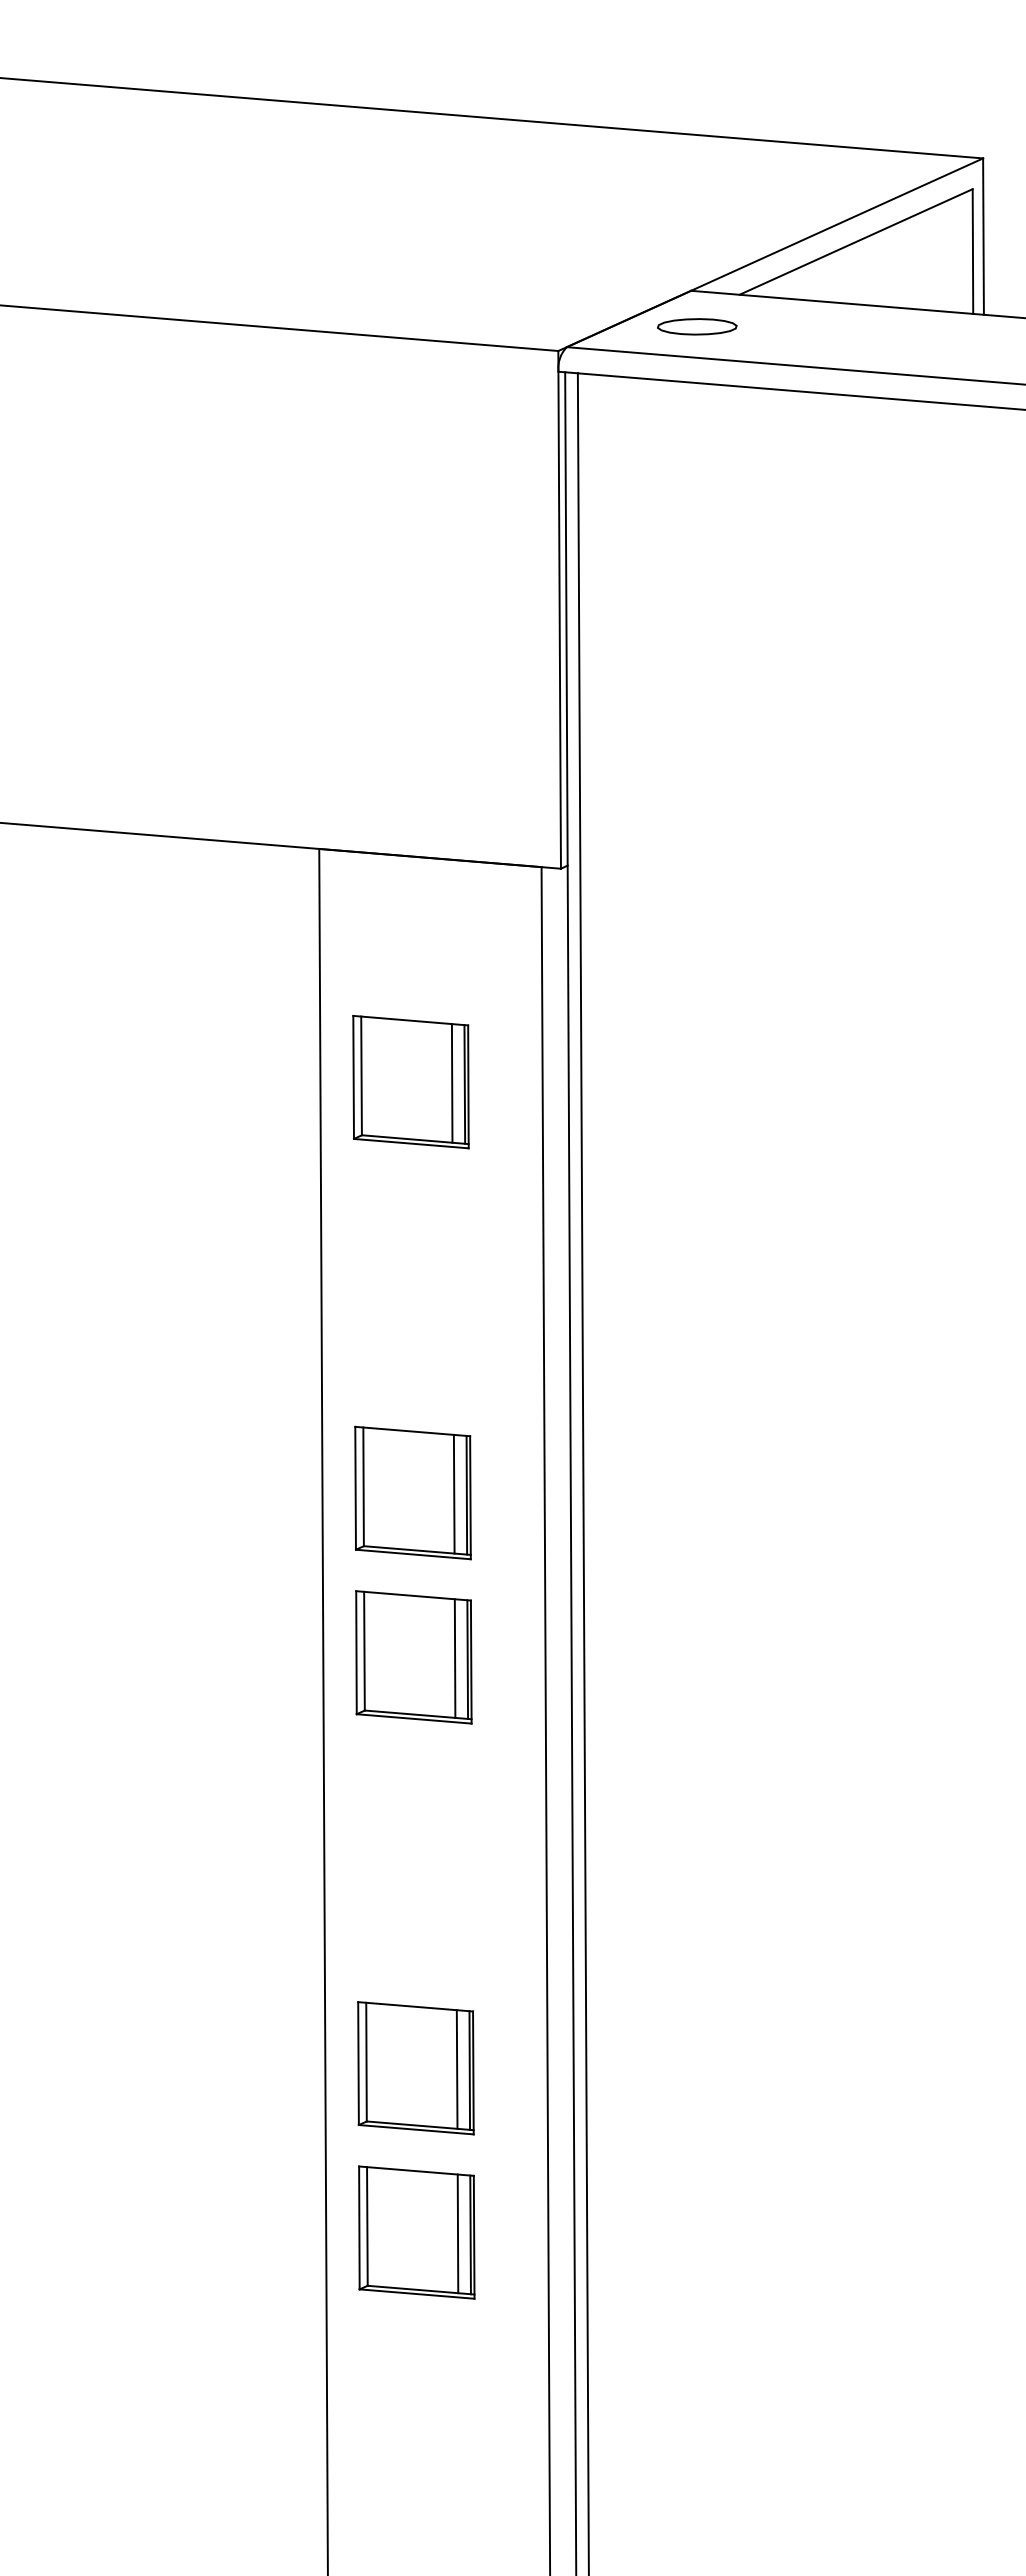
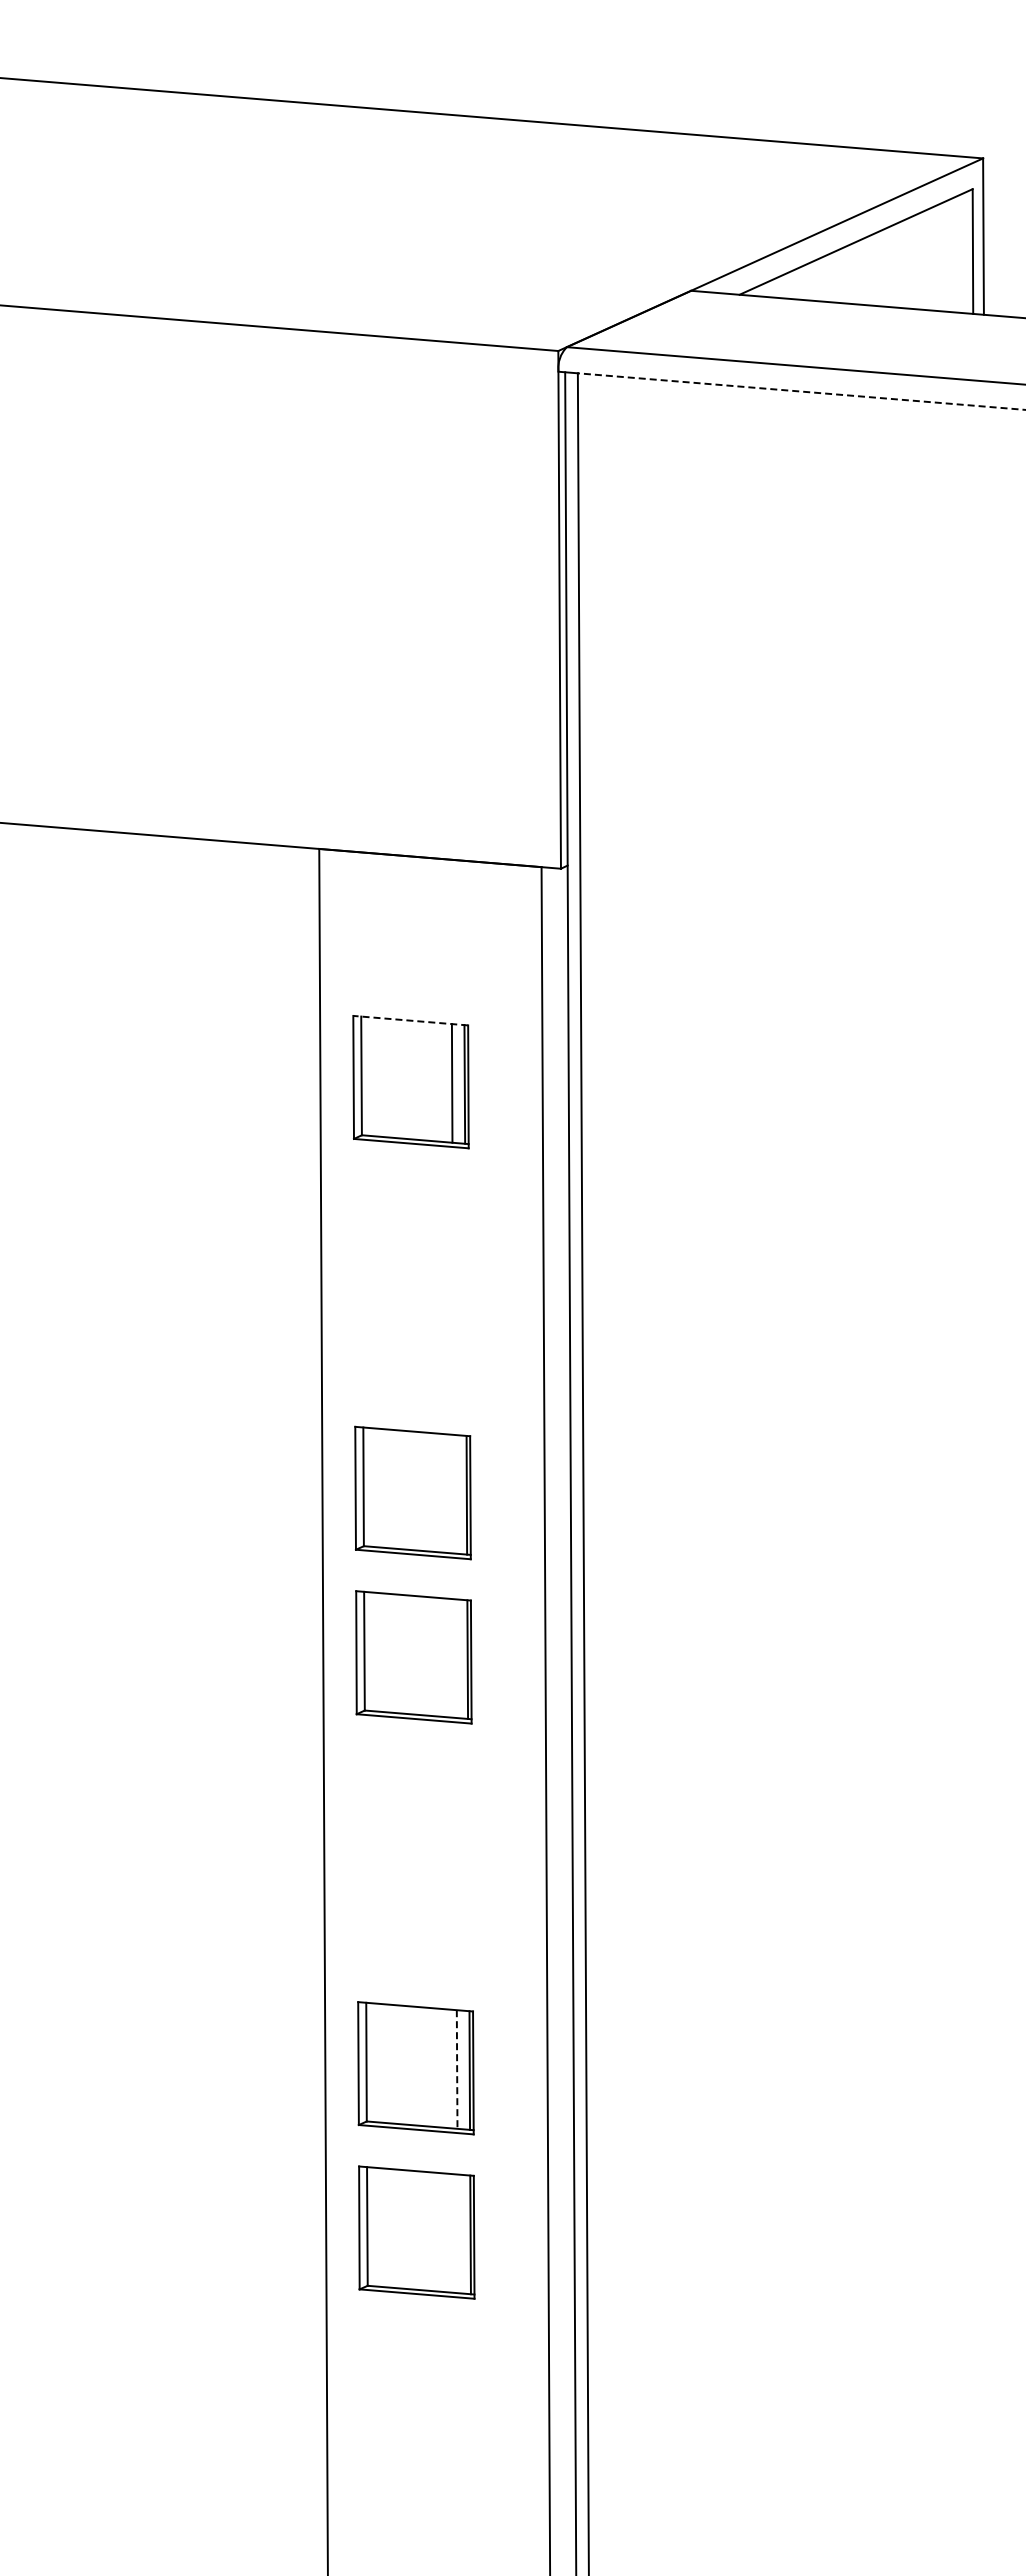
part: present -> none (697, 326)
line: solid -> dashed (800, 391)
line: solid -> dashed (410, 1020)
line: present -> none (453, 1493)
line: present -> none (454, 1658)
line: solid -> dashed (457, 2070)
line: present -> none (457, 2233)
